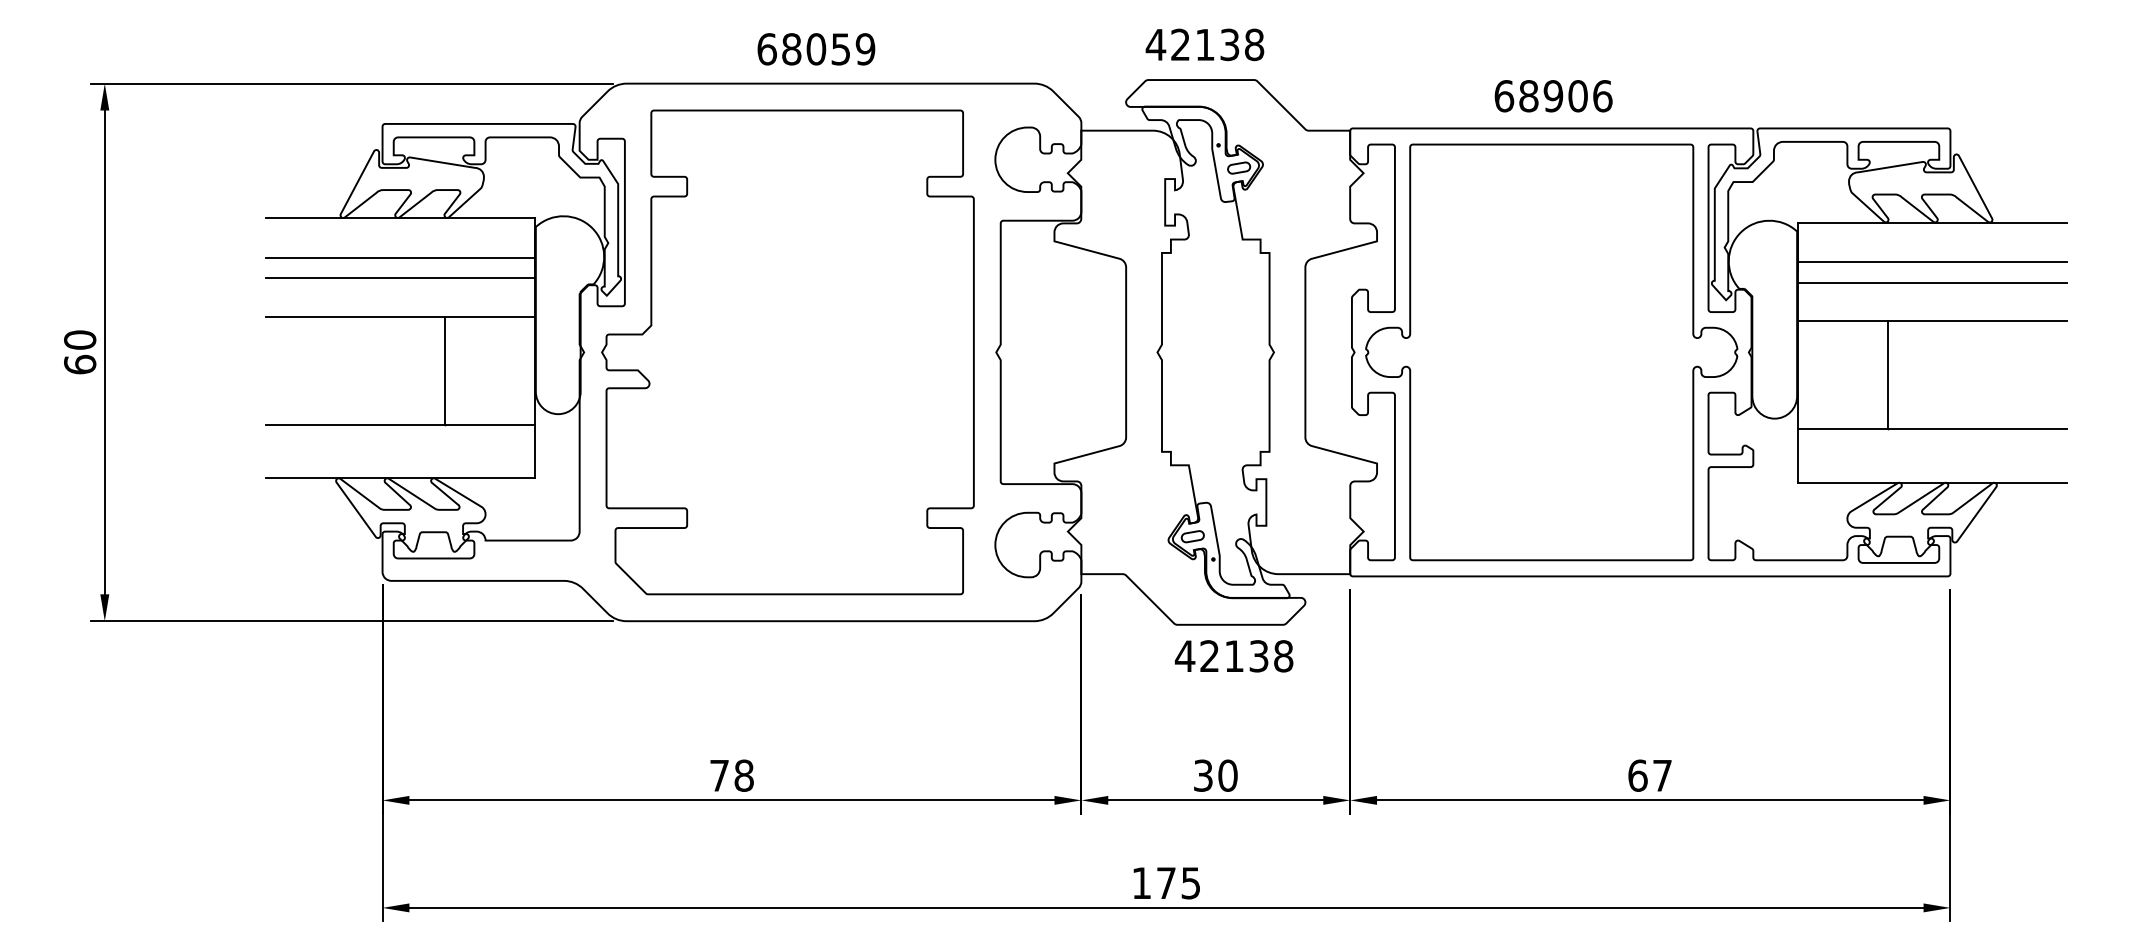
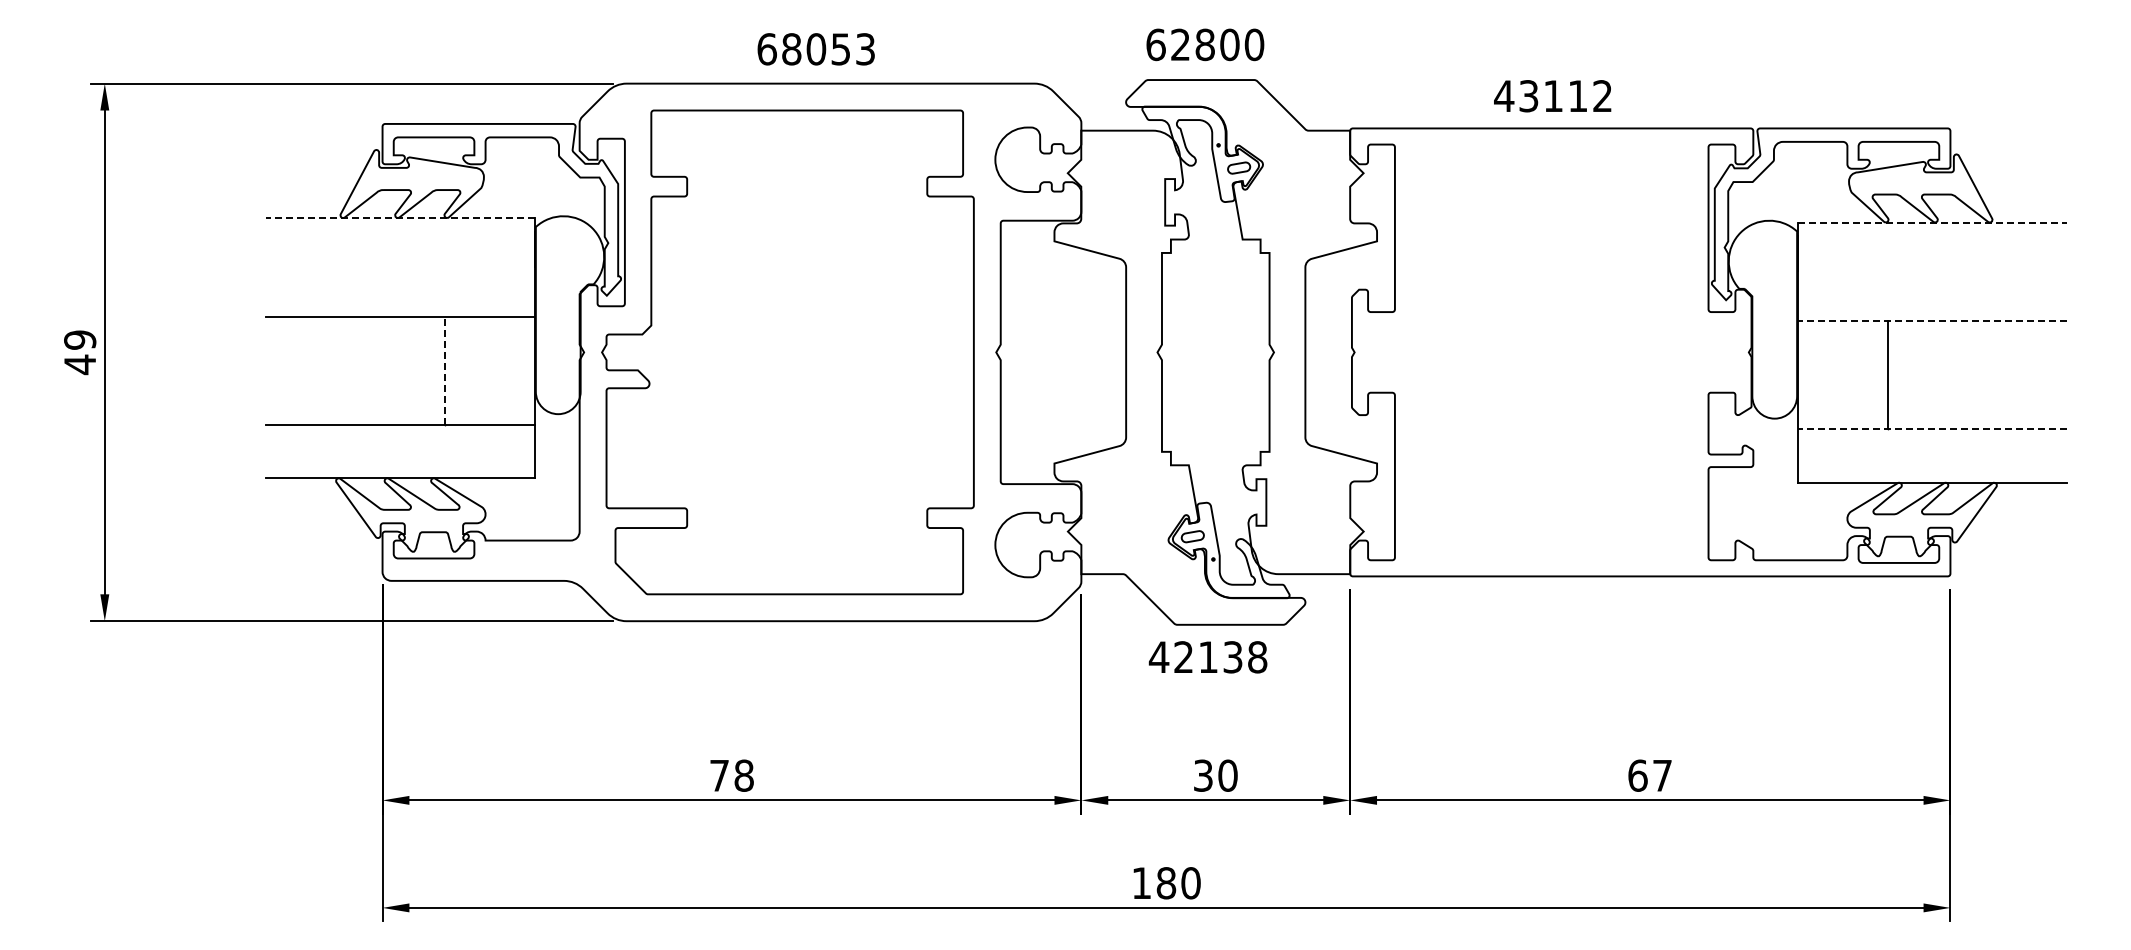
text: 42138 -> 62800 (1204, 44)
text: 68059 -> 68053 (865, 49)
text: 68906 -> 43112 (1553, 96)
line: solid -> dashed (399, 218)
line: solid -> dashed (1933, 222)
line: present -> none (399, 257)
line: present -> none (1932, 262)
line: present -> none (399, 278)
line: present -> none (1932, 282)
line: solid -> dashed (1932, 321)
text: 60 -> 49 (80, 352)
part: present -> none (1551, 352)
line: solid -> dashed (445, 370)
line: solid -> dashed (1932, 429)
text position: (1233, 656) -> (1207, 657) (1207, 657)
text: 175 -> 180 (1178, 883)
